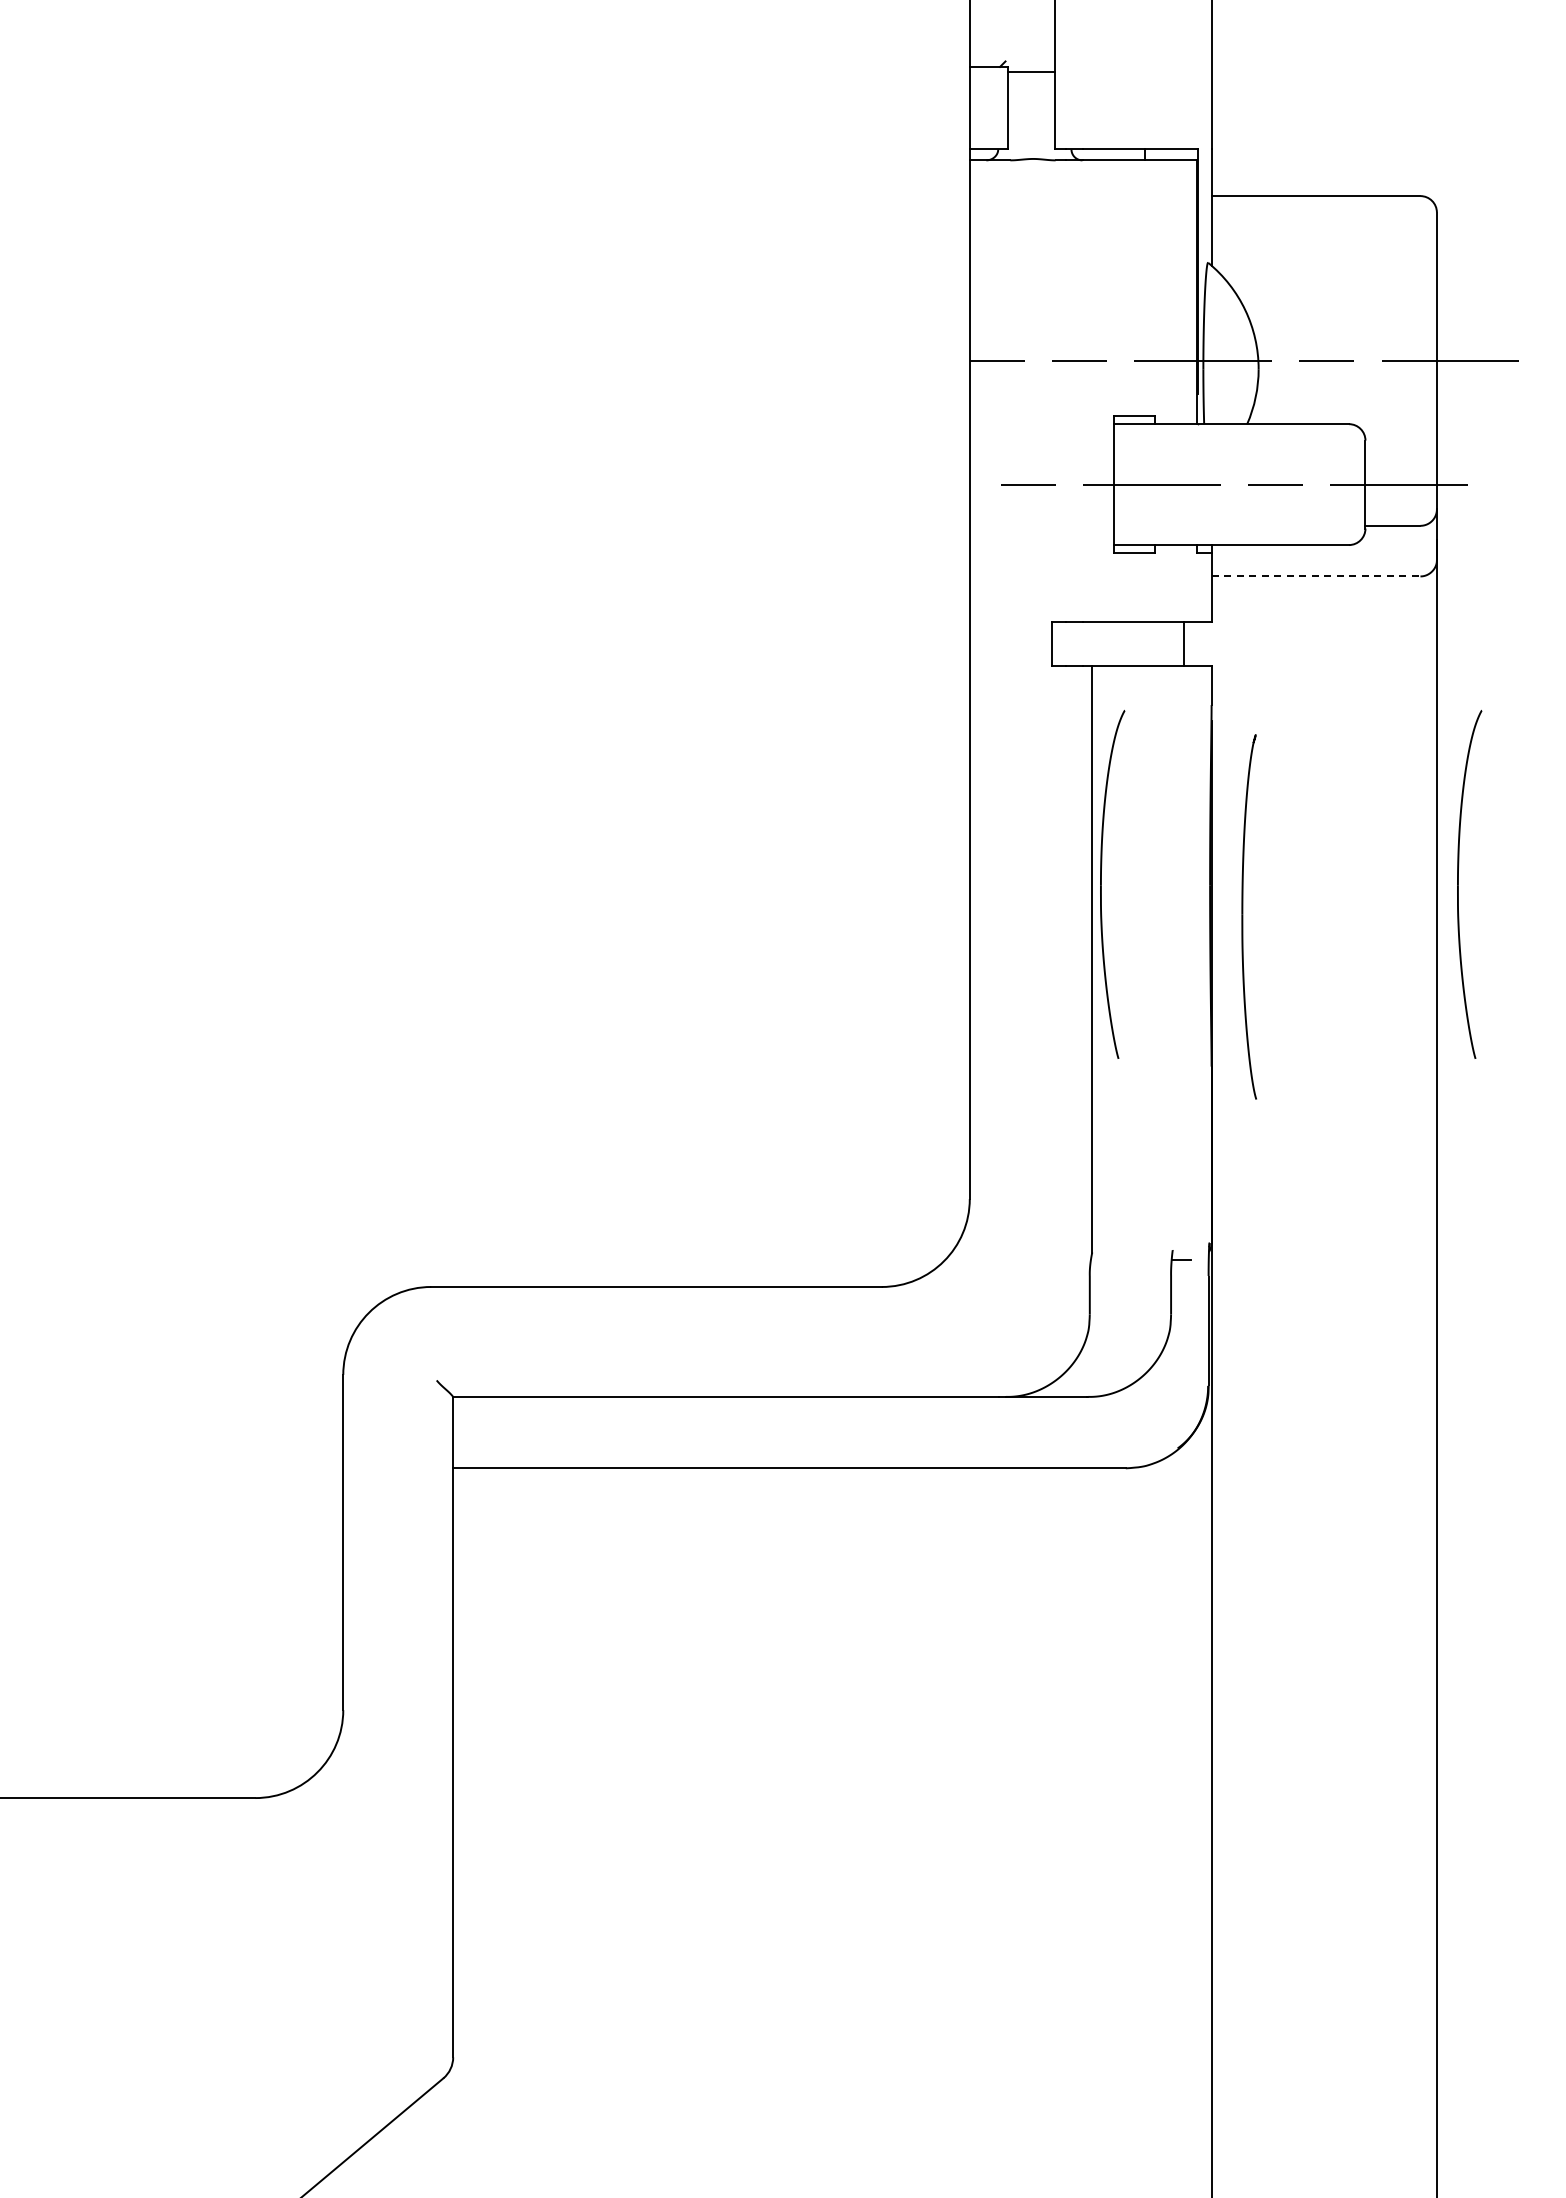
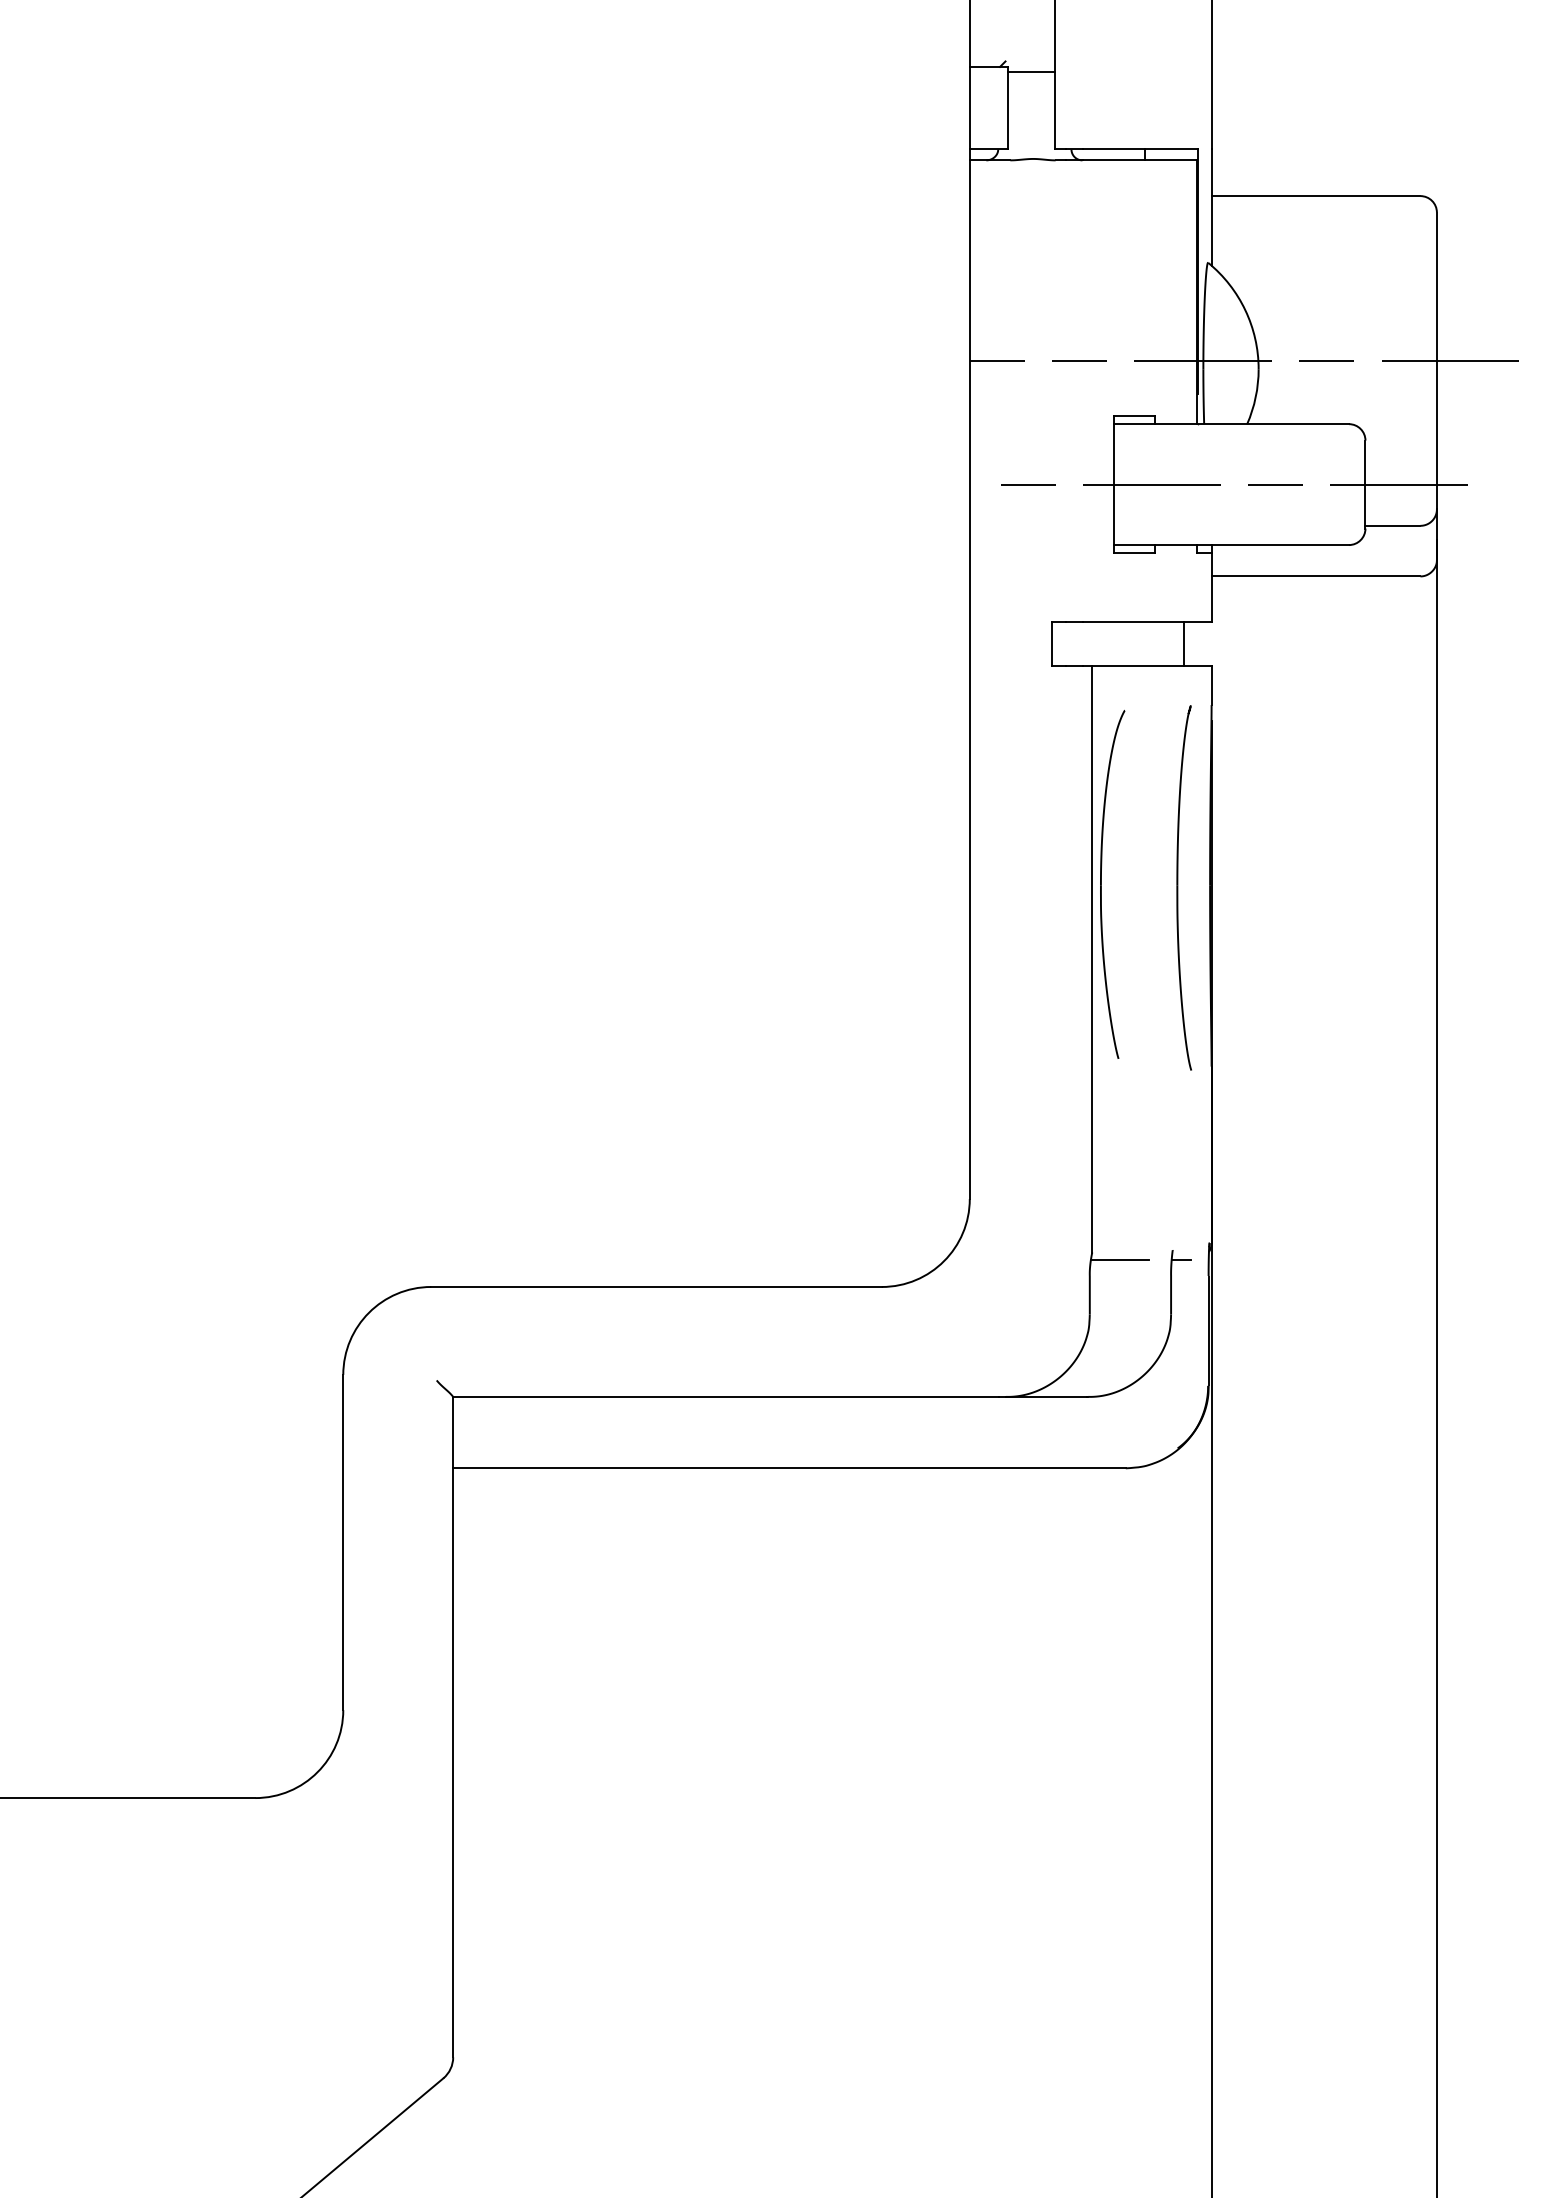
line: dashed -> solid (1316, 576)
part: present -> none (1458, 884)
part position: (1248, 916) -> (1183, 887) (1183, 887)
line: none -> present (1119, 1259)
